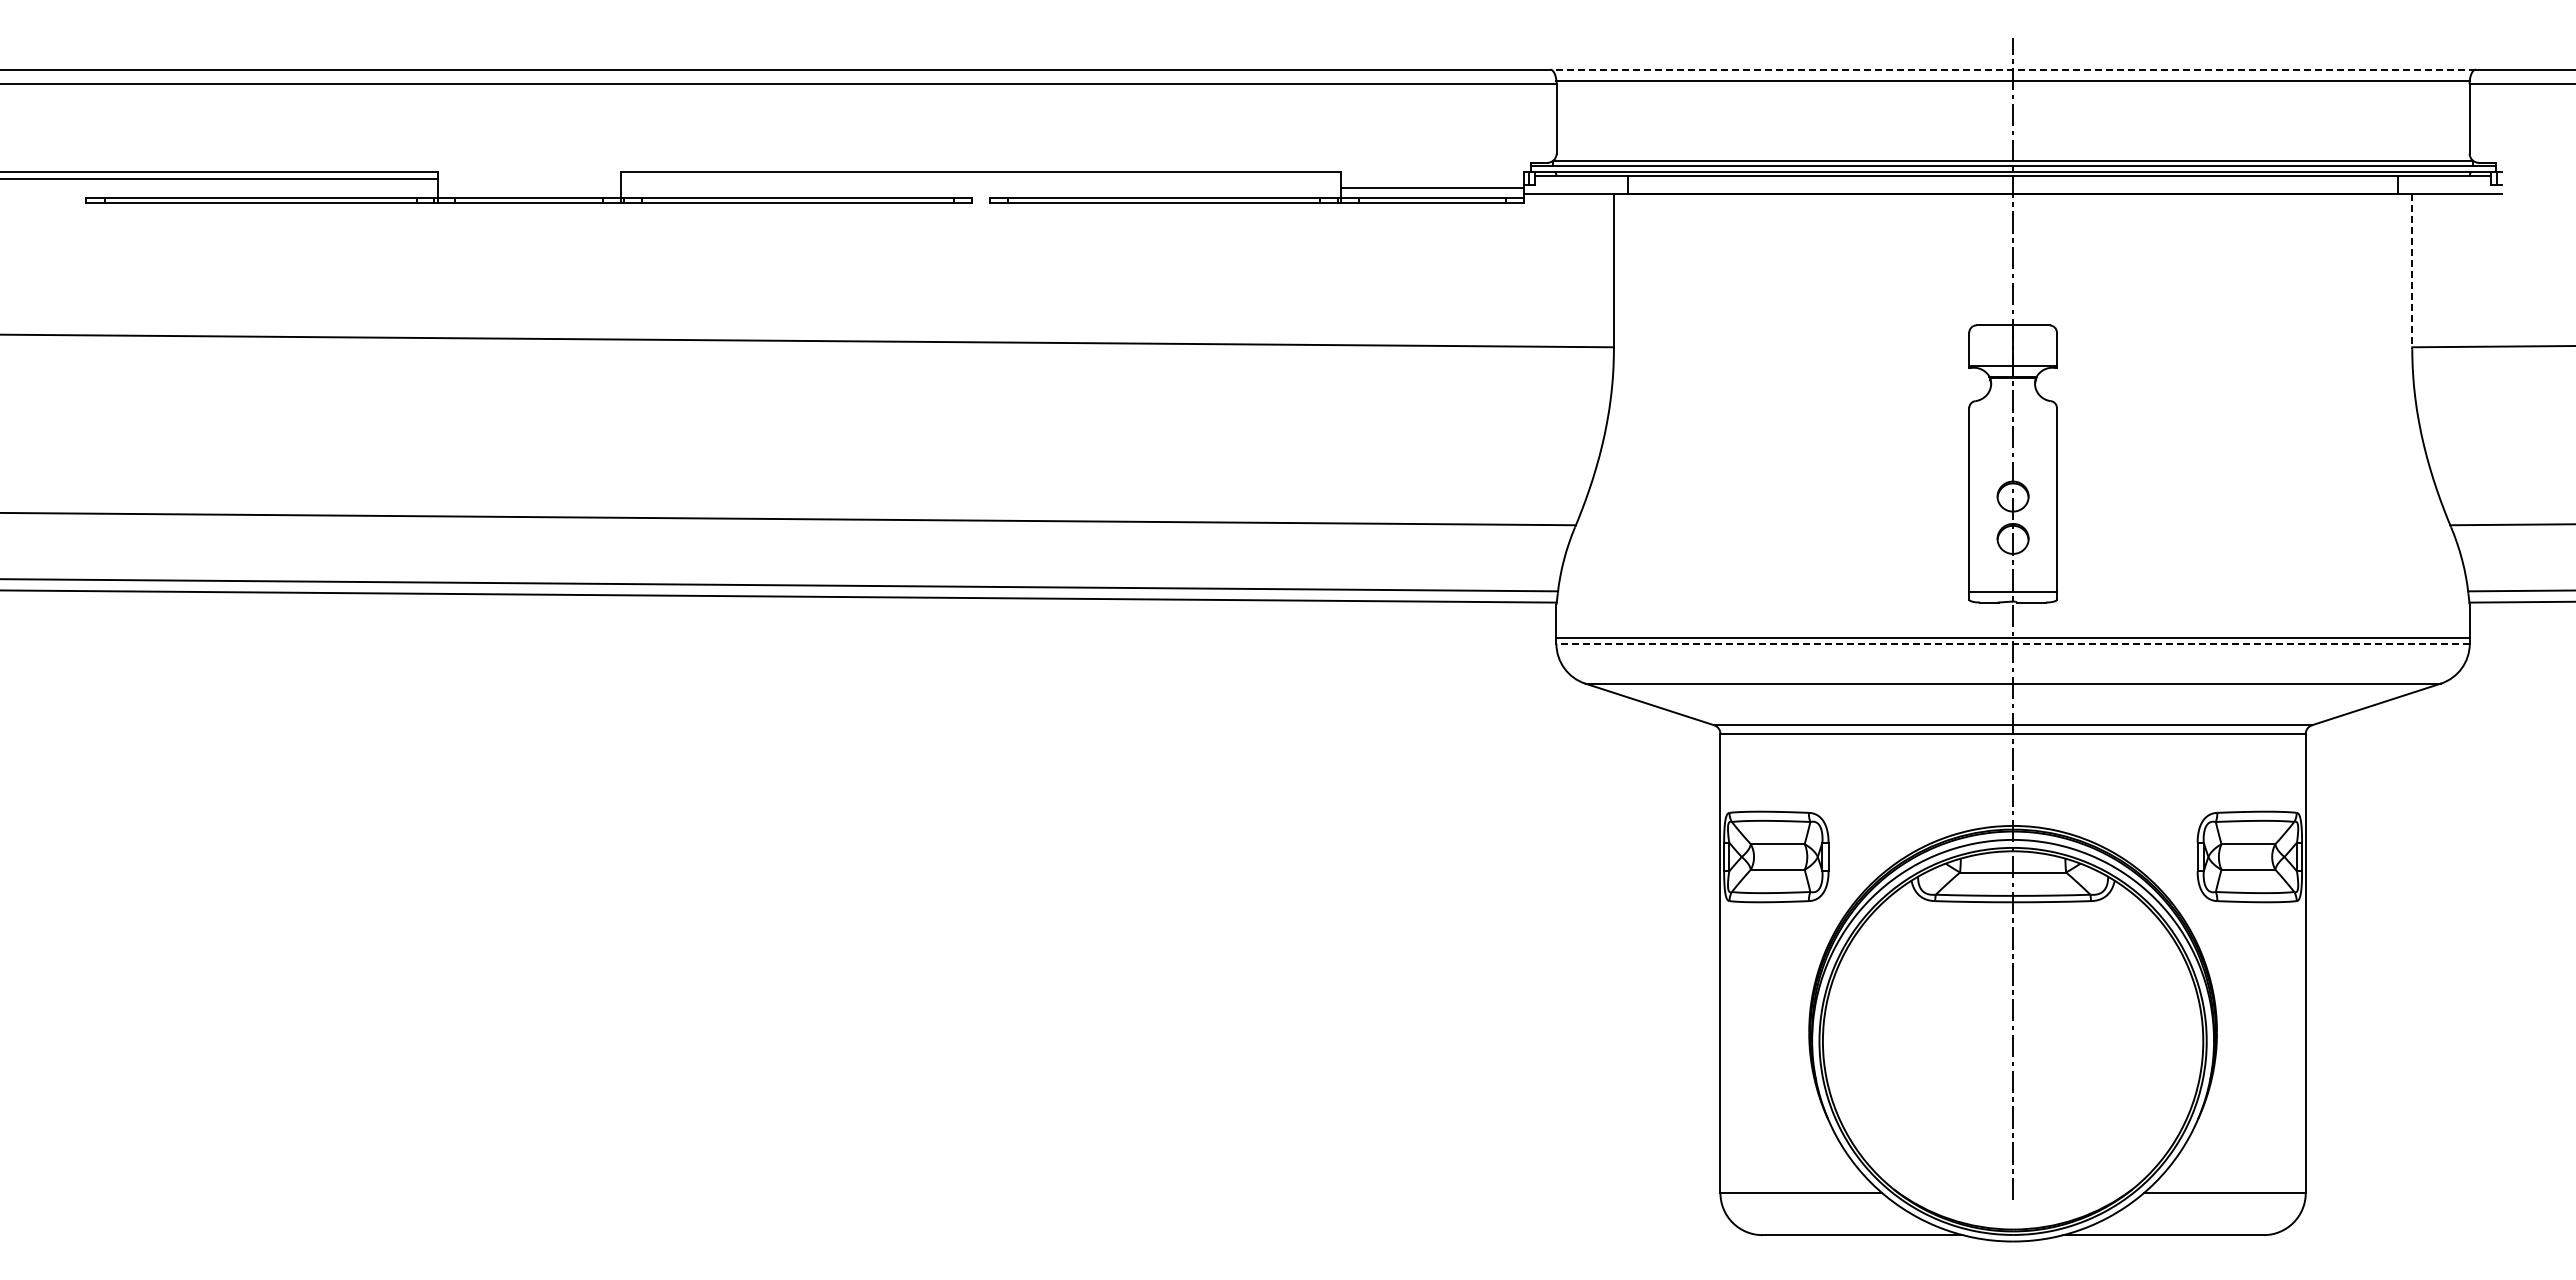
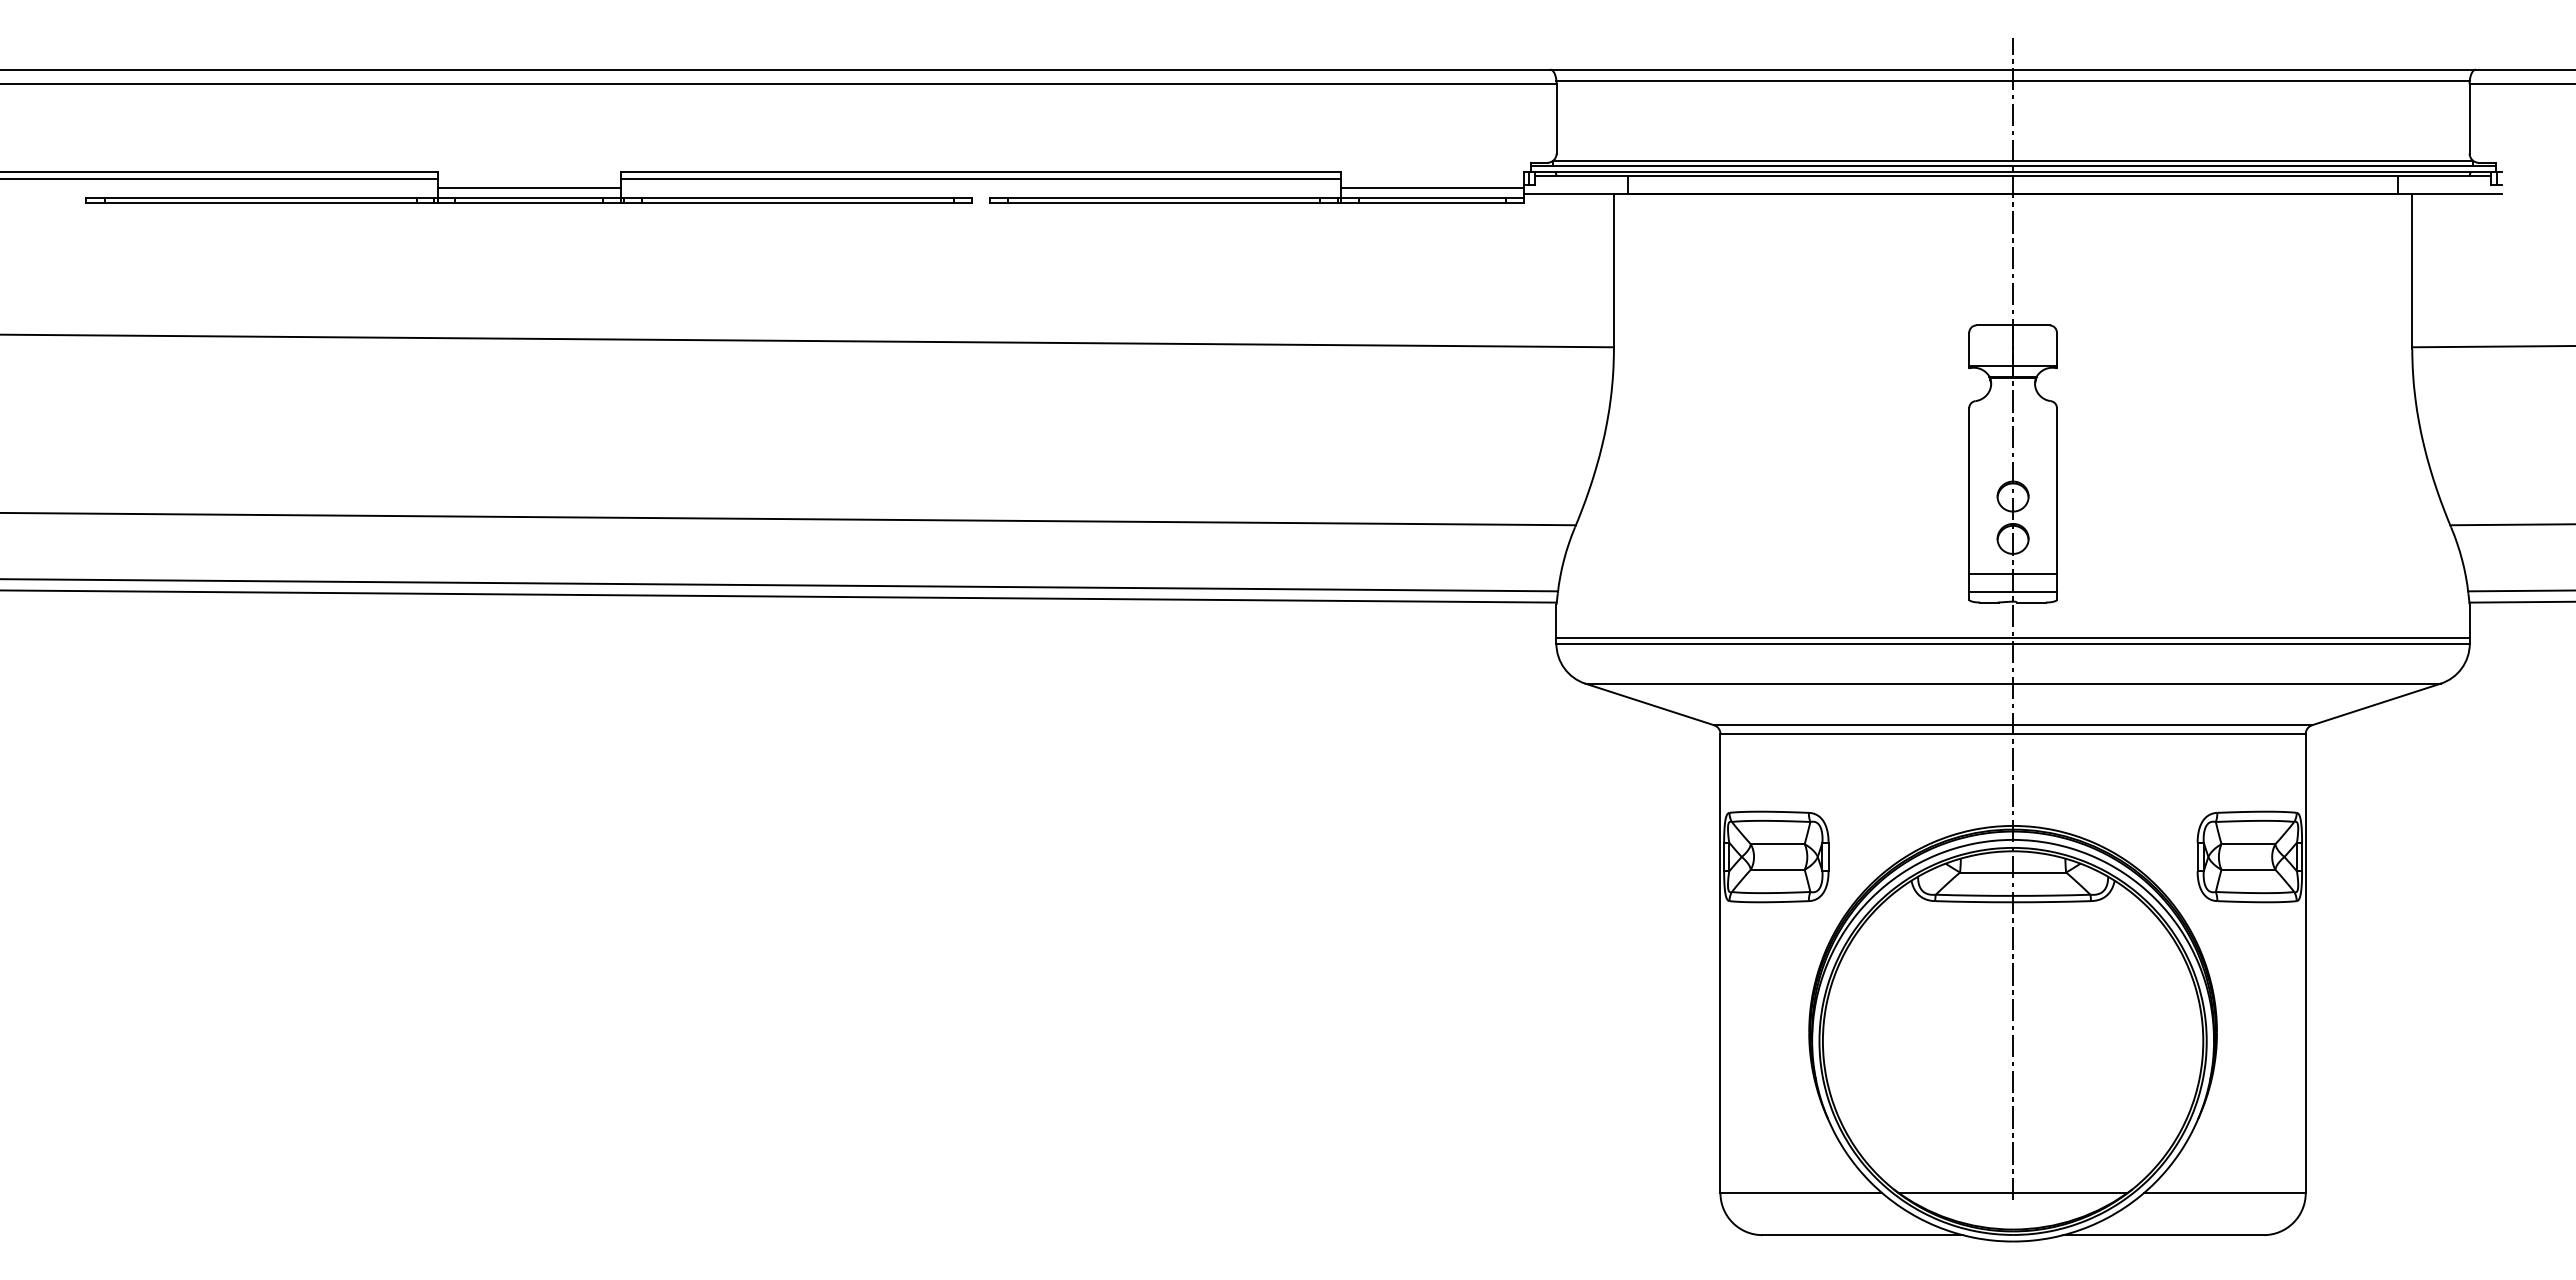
line: dashed -> solid (2013, 69)
line: none -> present (980, 179)
line: none -> present (528, 188)
line: dashed -> solid (2412, 271)
line: none -> present (2012, 574)
line: dashed -> solid (2013, 643)
line: none -> present (2012, 1193)
